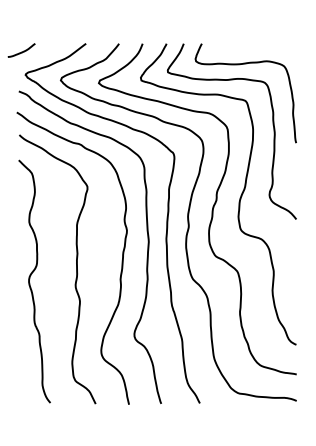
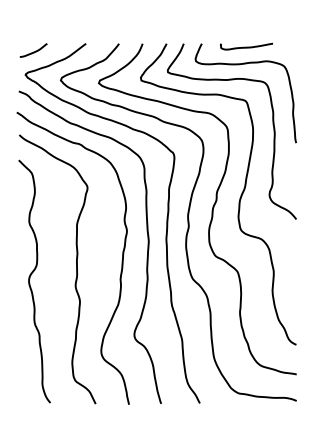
curve: none -> present (246, 46)
curve position: (21, 51) -> (33, 51) (33, 51)
